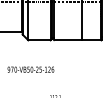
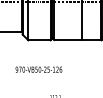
text position: (30, 69) -> (38, 69) (38, 69)
